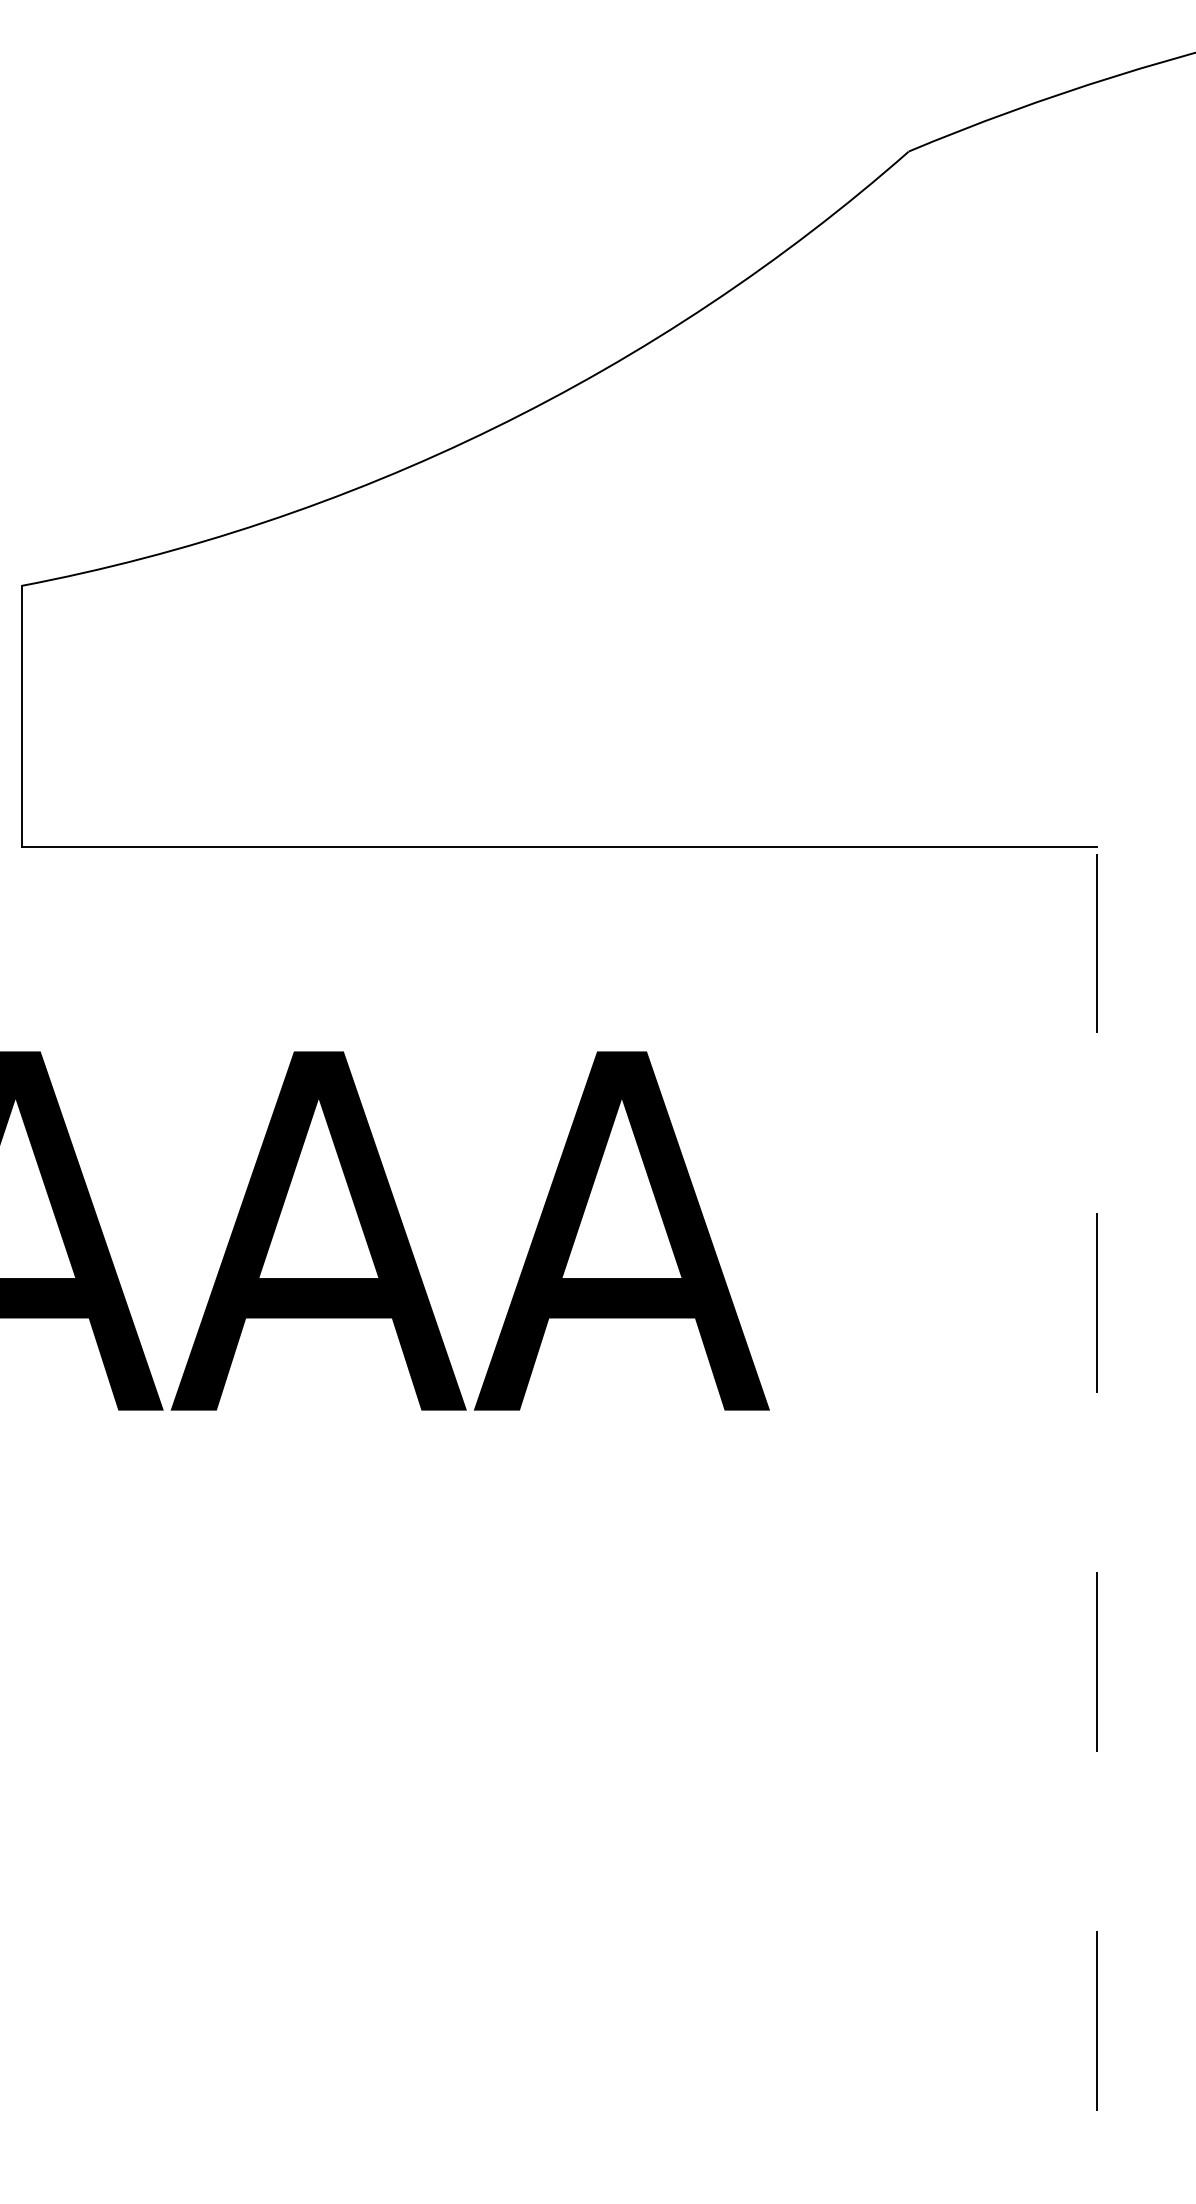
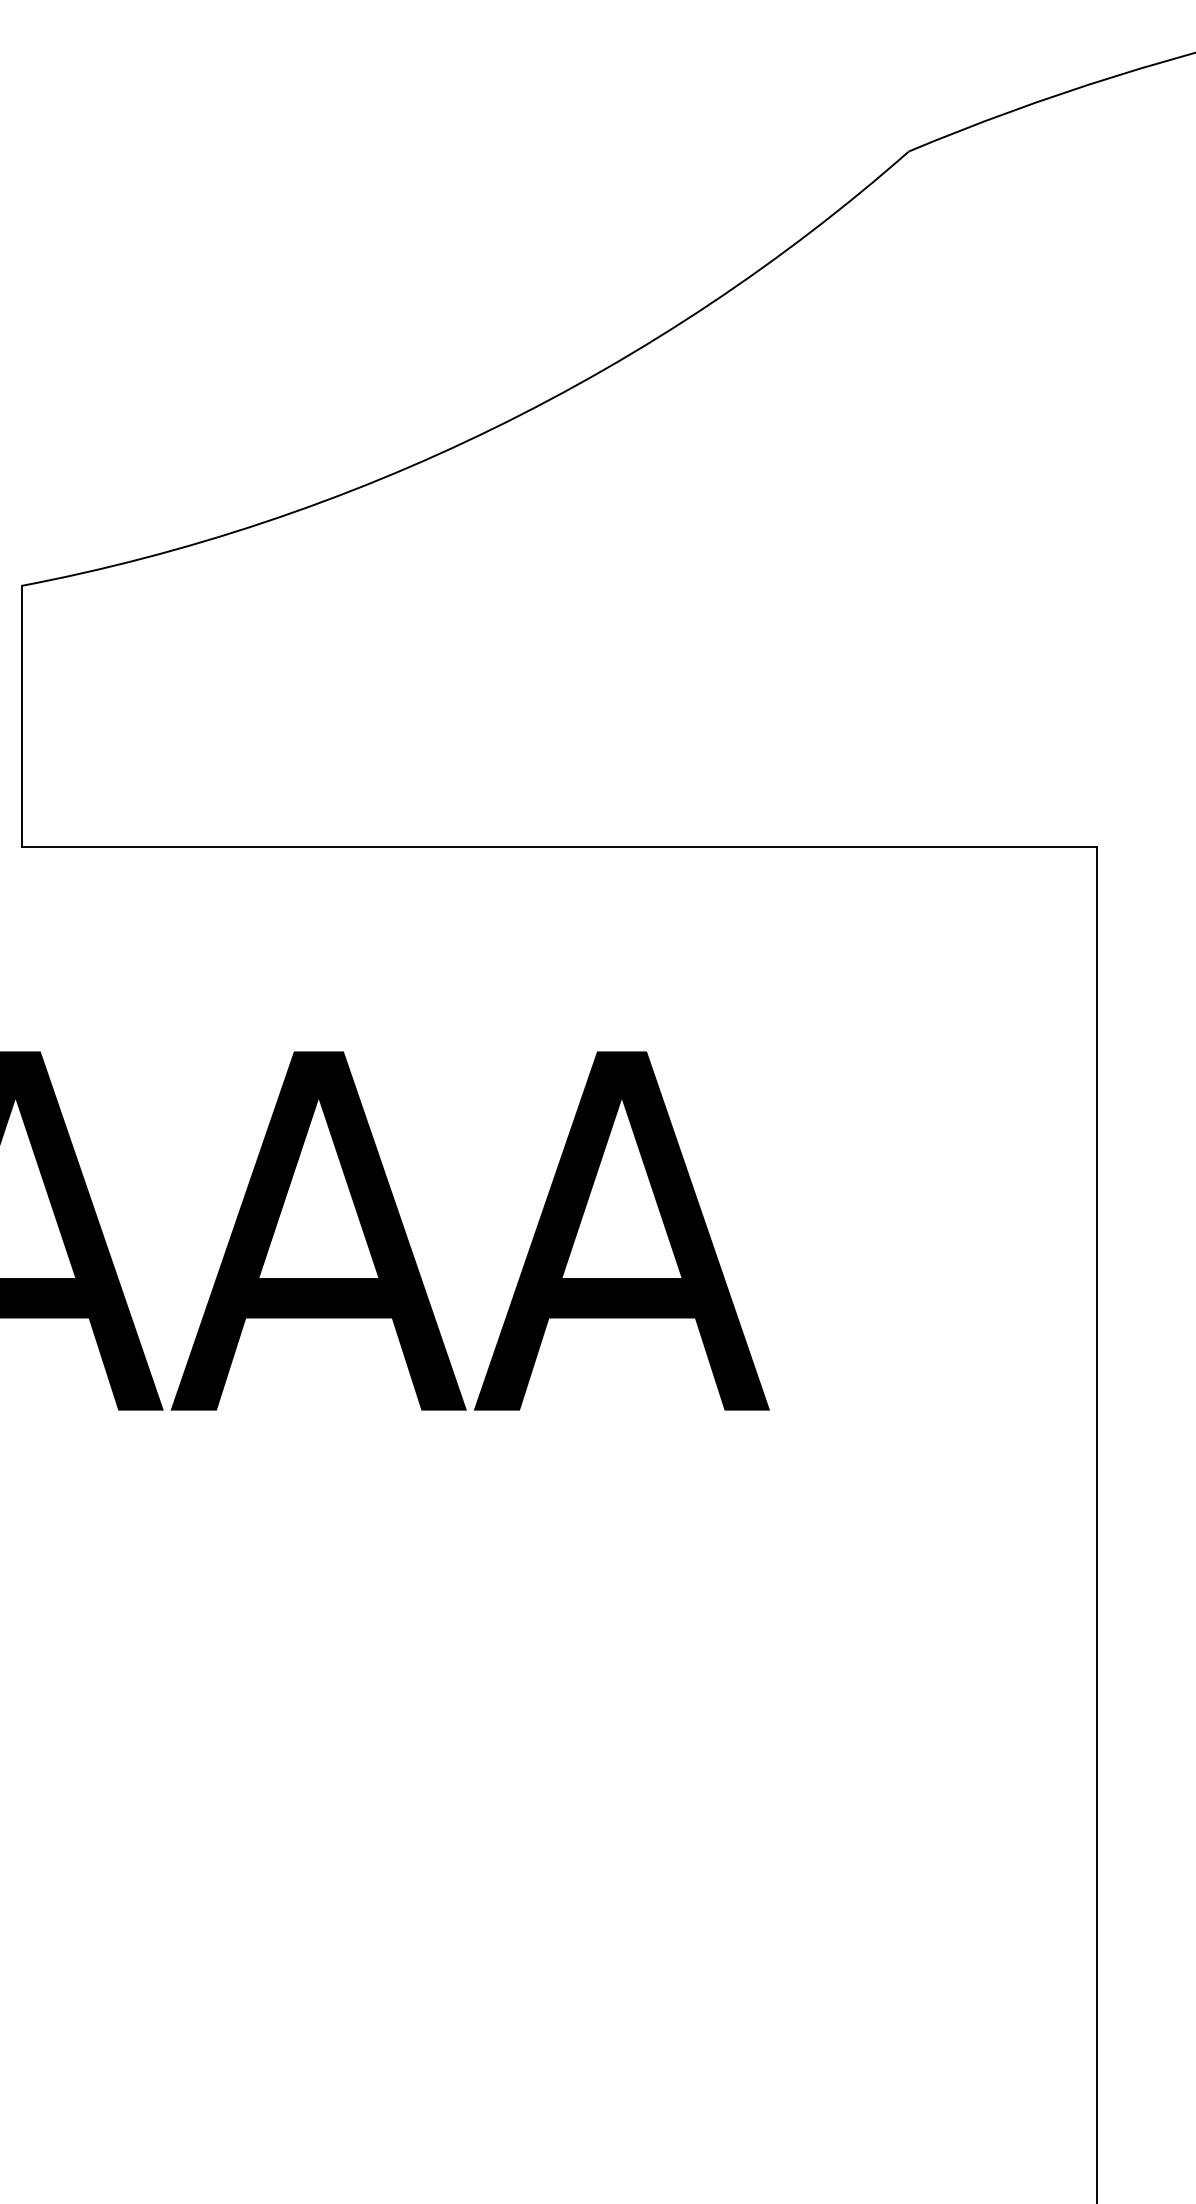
line: dashed -> solid (1096, 1524)
